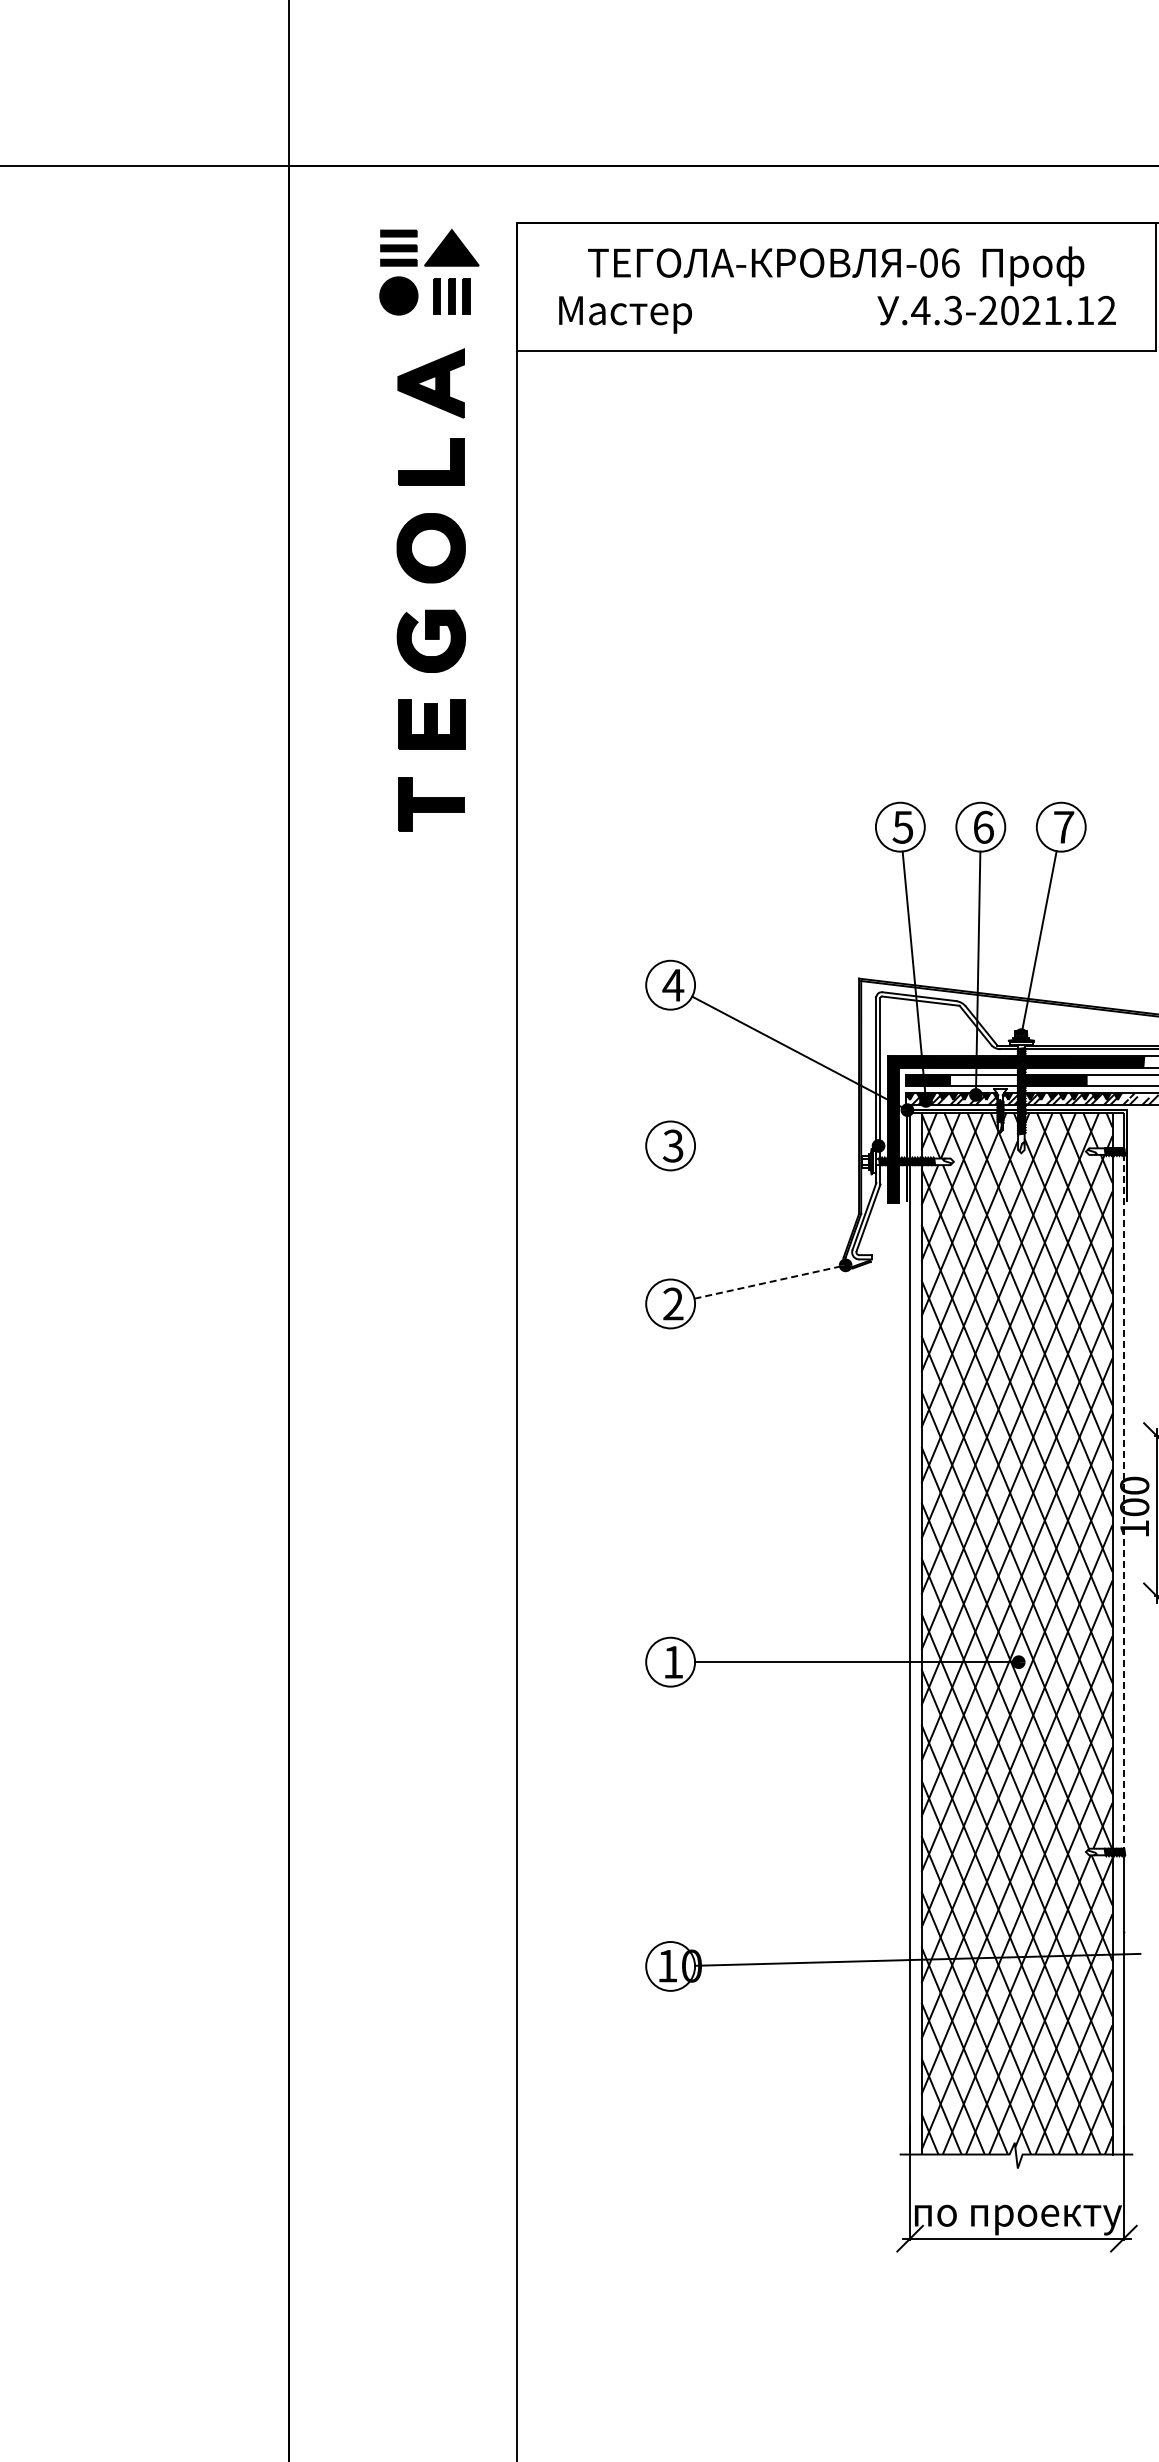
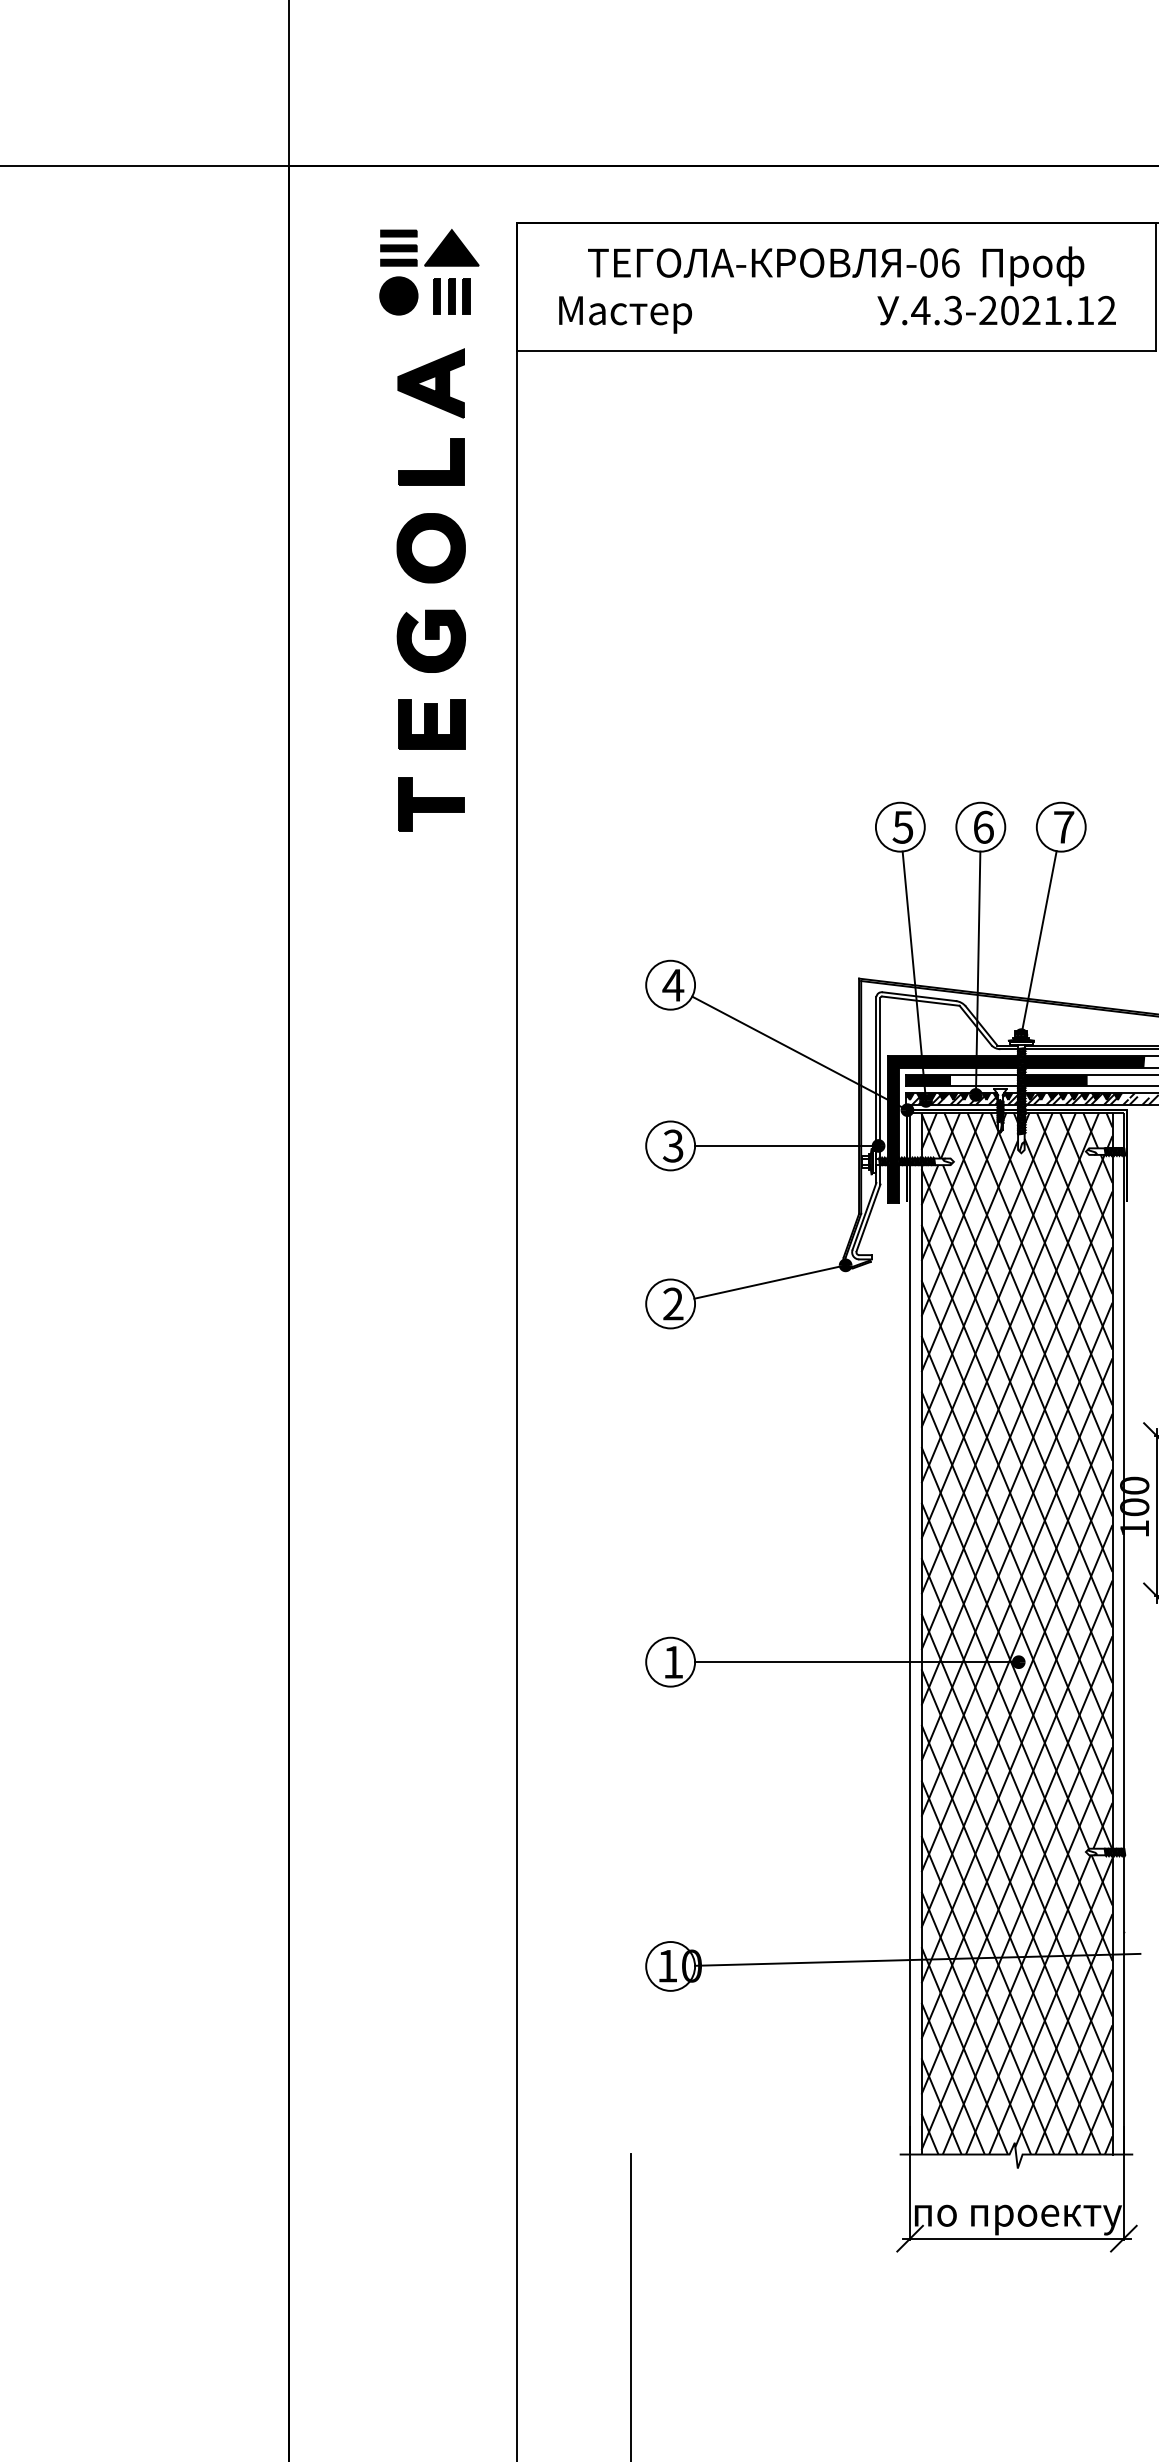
line: none -> present (786, 1145)
line: dashed -> solid (770, 1281)
line: dashed -> solid (1123, 1501)
line: none -> present (631, 2306)
